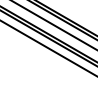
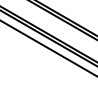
line: present -> none (53, 25)
